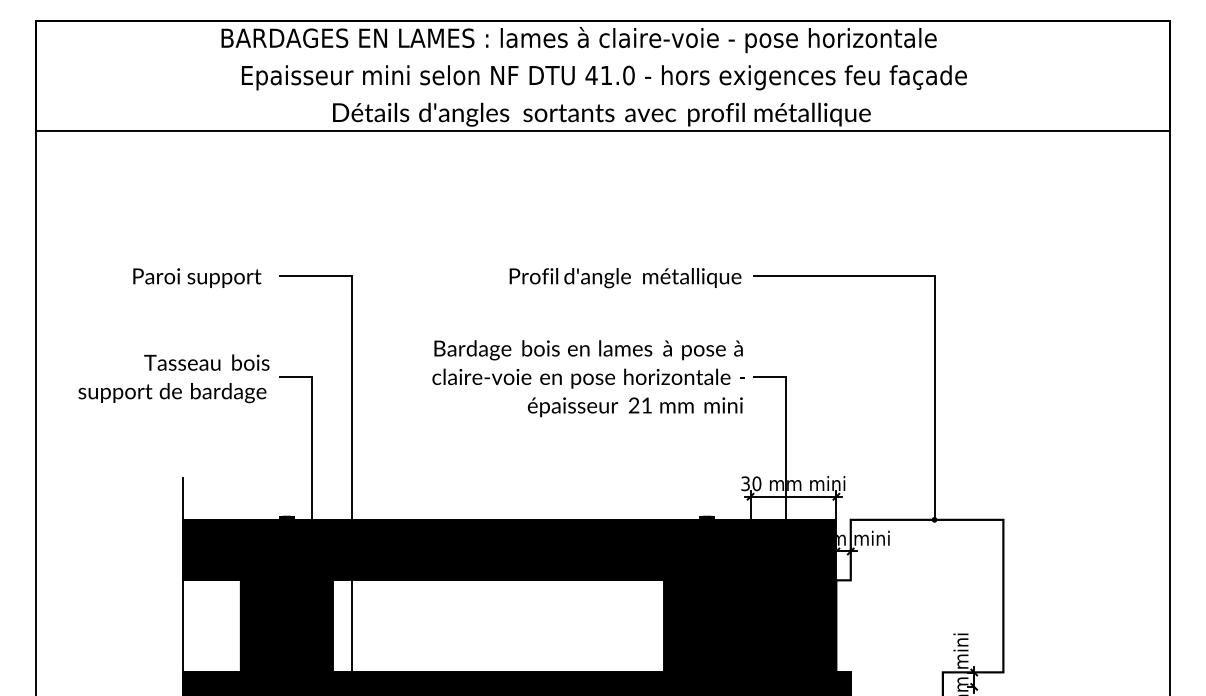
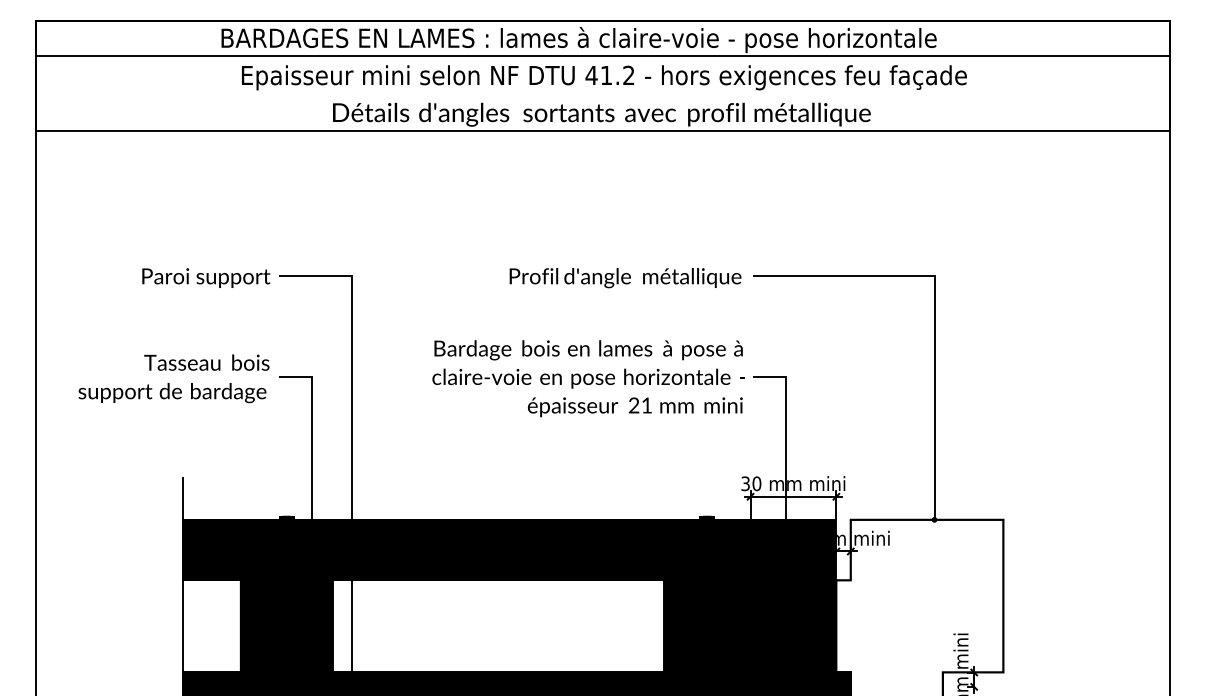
line: none -> present (602, 55)
text: 41.0 -> 41.2 (628, 75)
text position: (197, 277) -> (206, 277) (206, 277)
